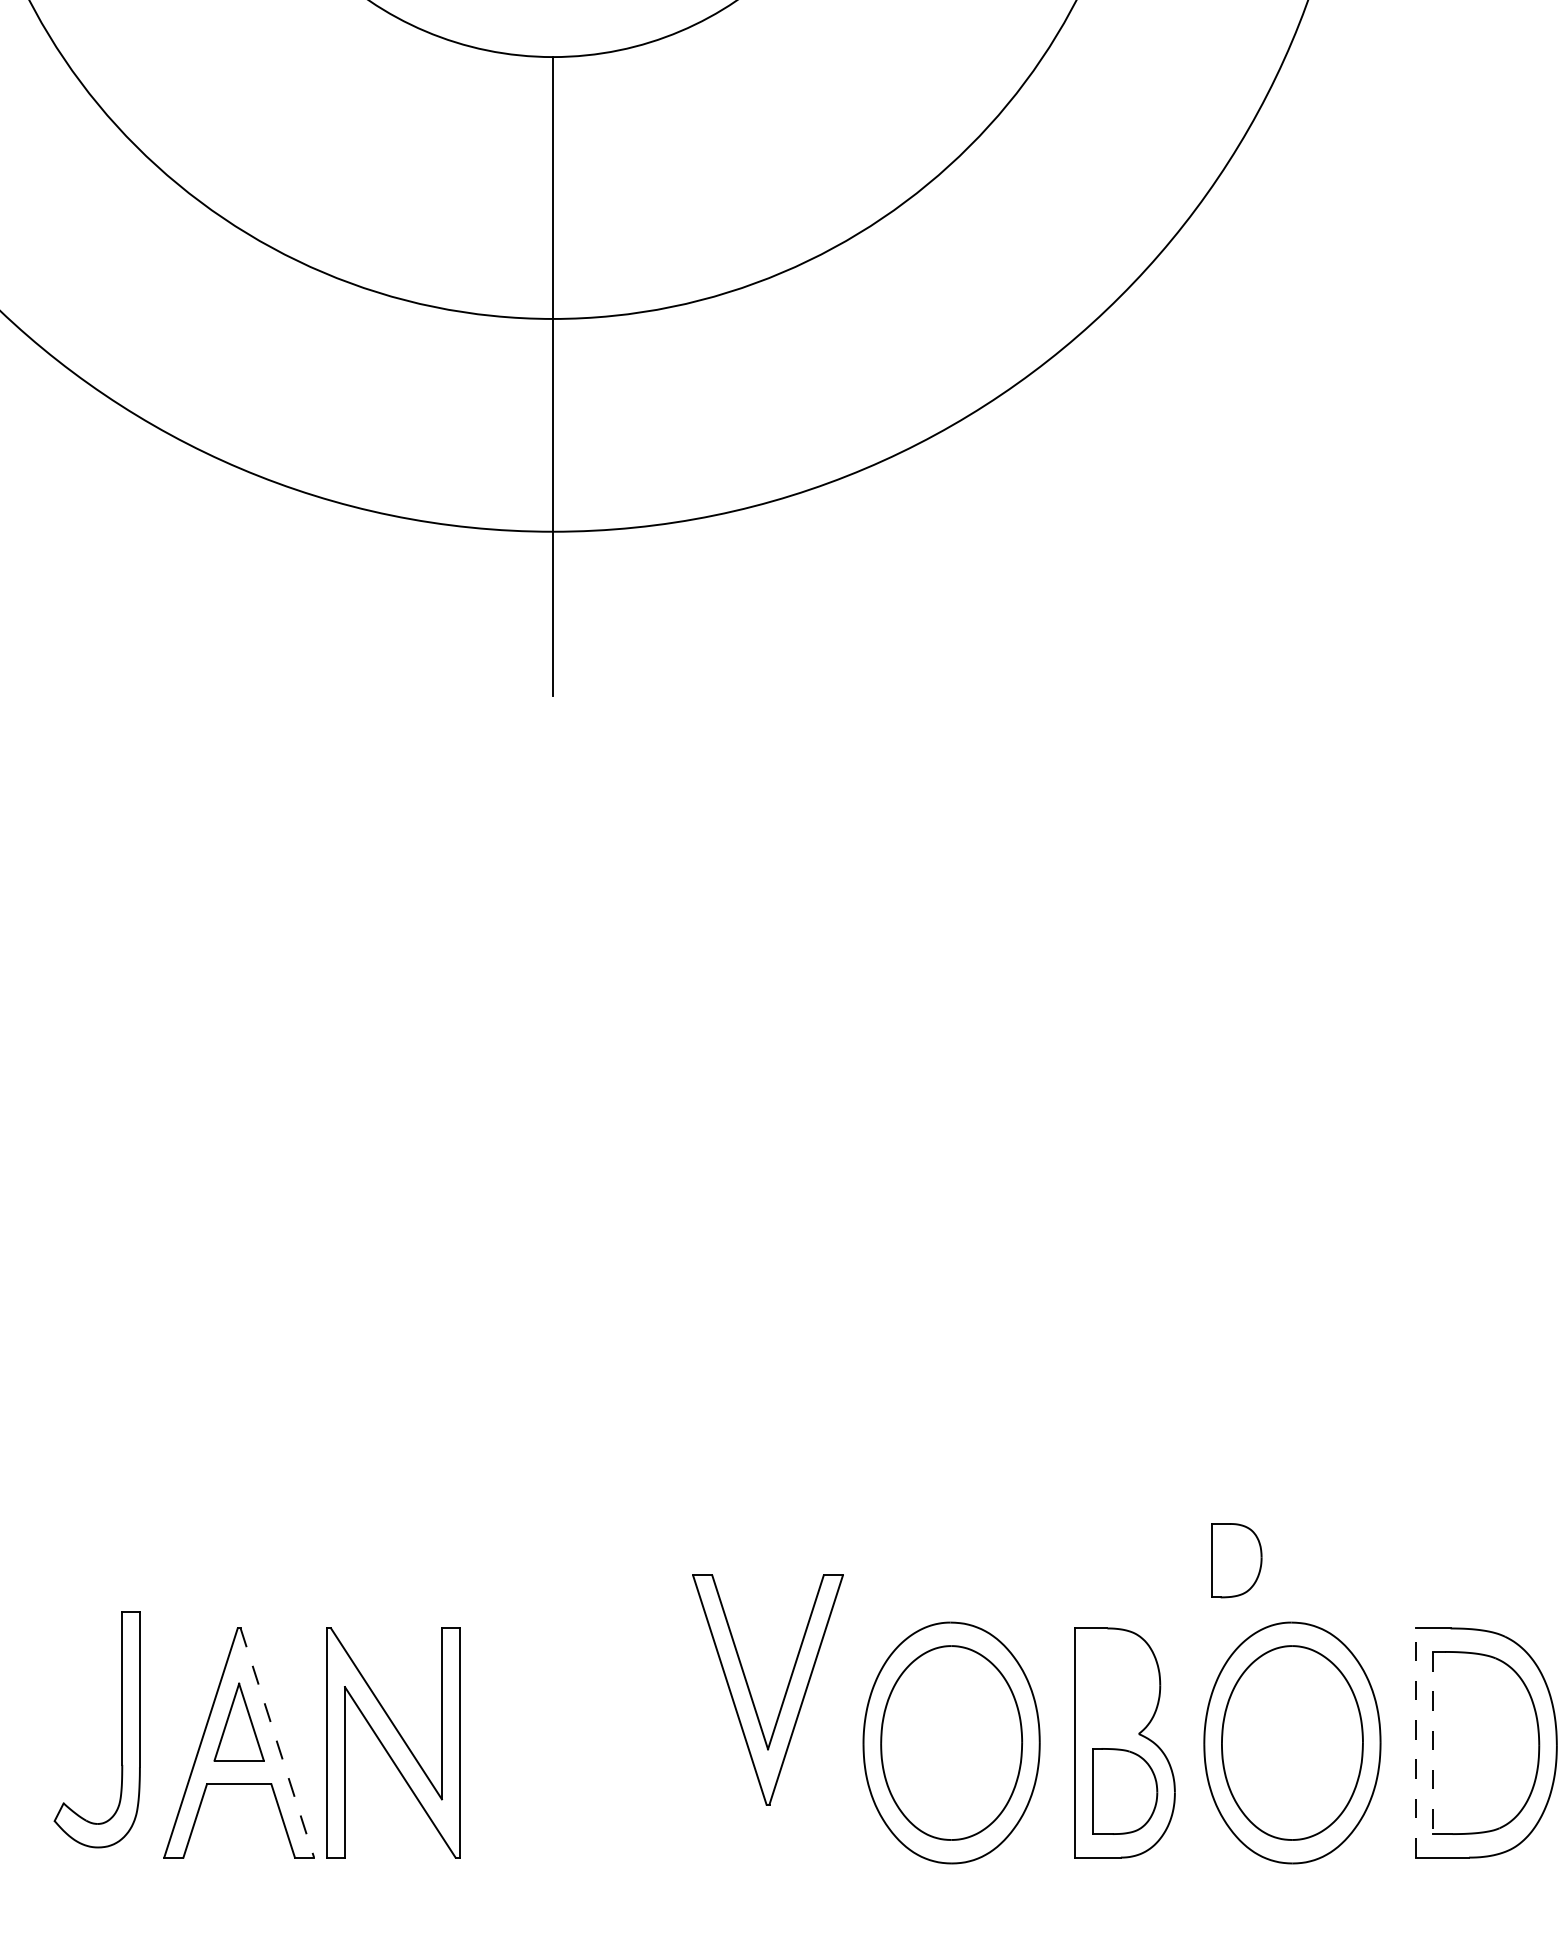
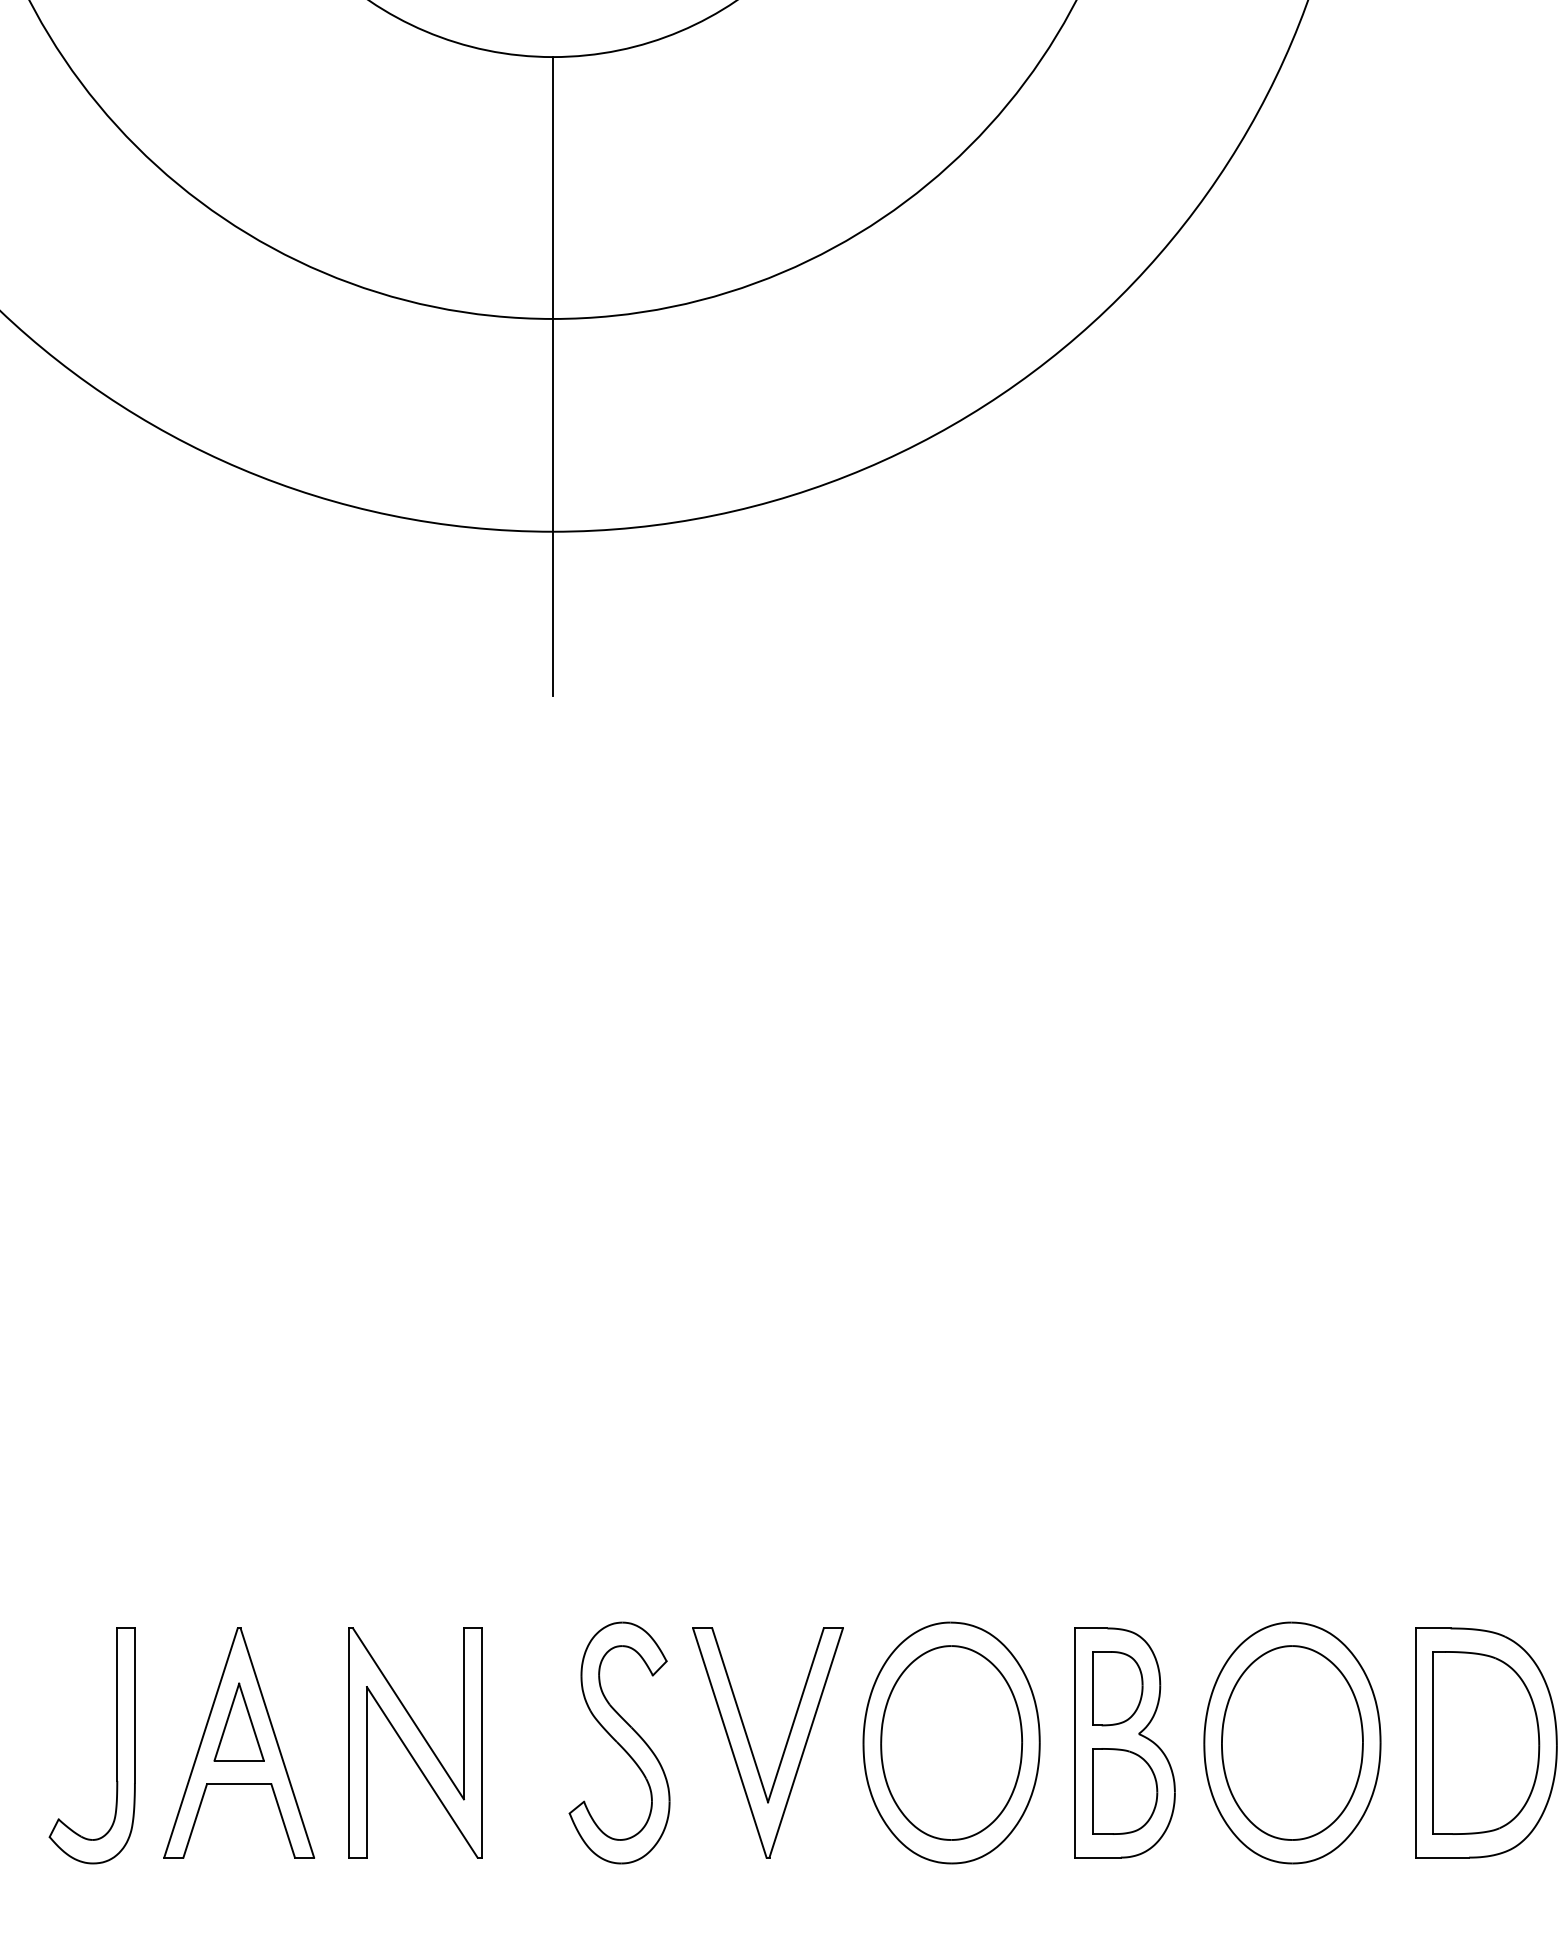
part position: (1236, 1560) -> (1117, 1688) (1117, 1688)
part position: (751, 1693) -> (751, 1746) (751, 1746)
part position: (121, 1729) -> (116, 1745) (116, 1745)
part position: (393, 1742) -> (415, 1742) (415, 1742)
part: none -> present (619, 1742)
line: dashed -> solid (277, 1743)
line: dashed -> solid (1415, 1743)
line: dashed -> solid (1433, 1743)
